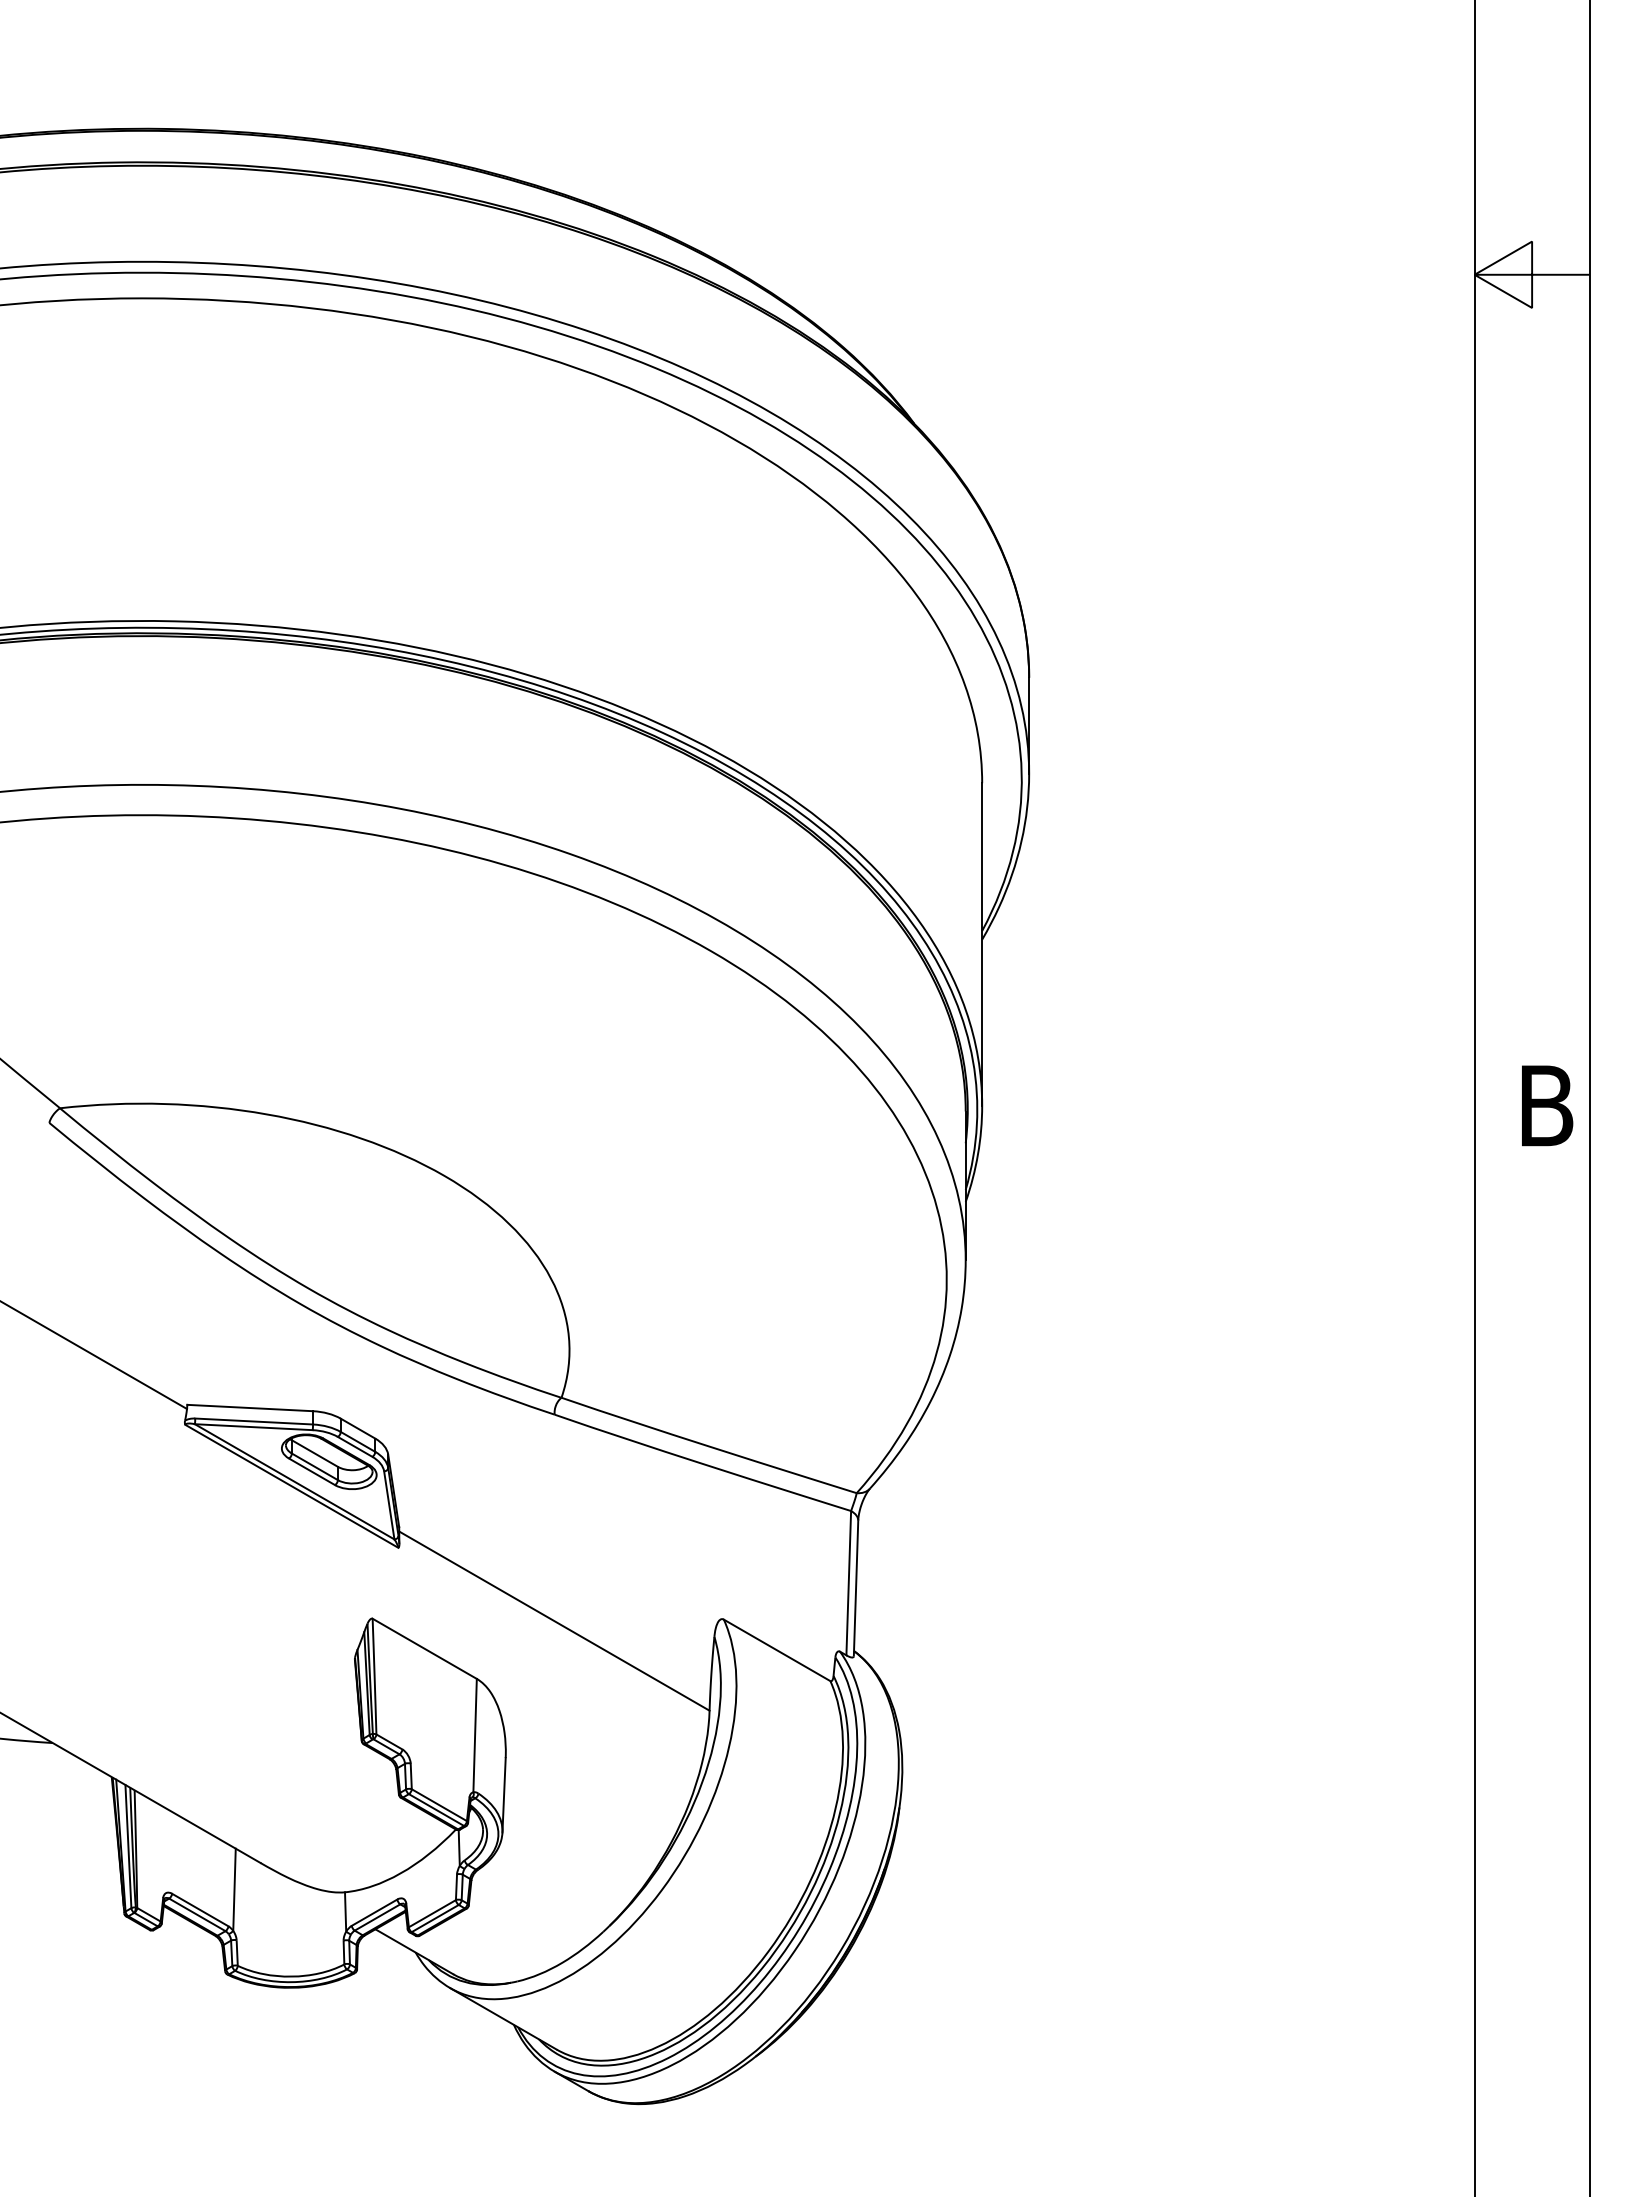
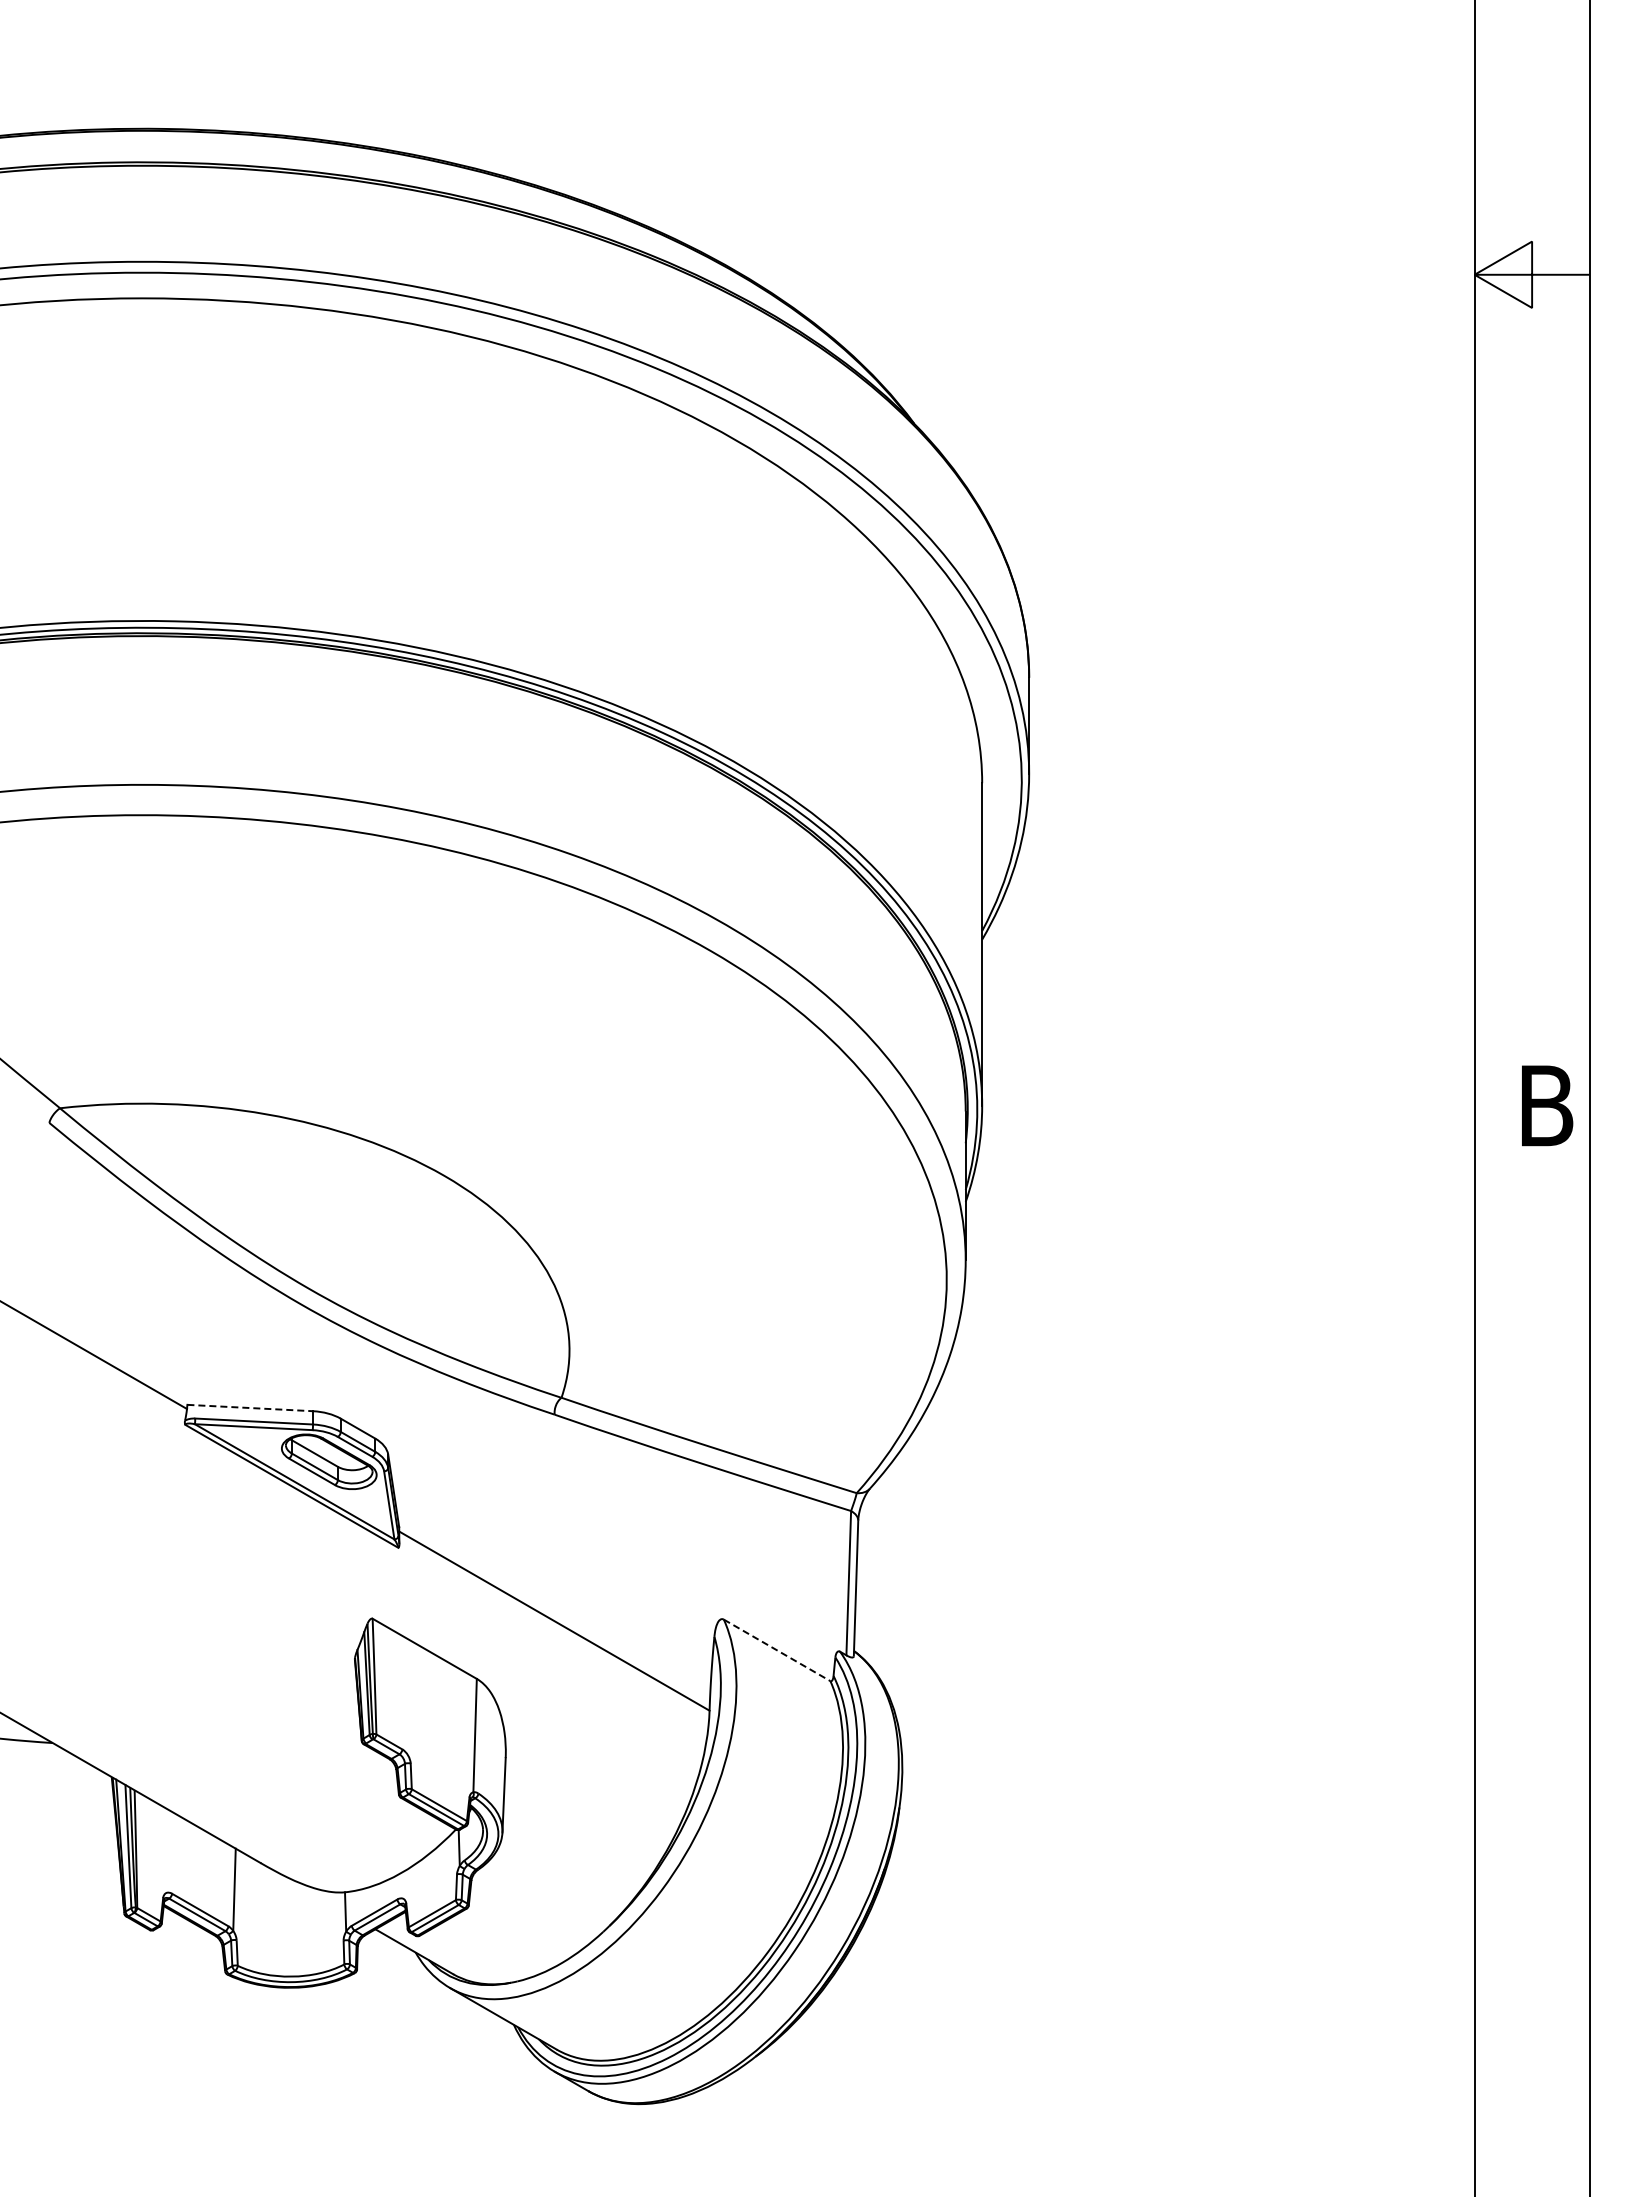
line: solid -> dashed (250, 1408)
line: solid -> dashed (777, 1650)
